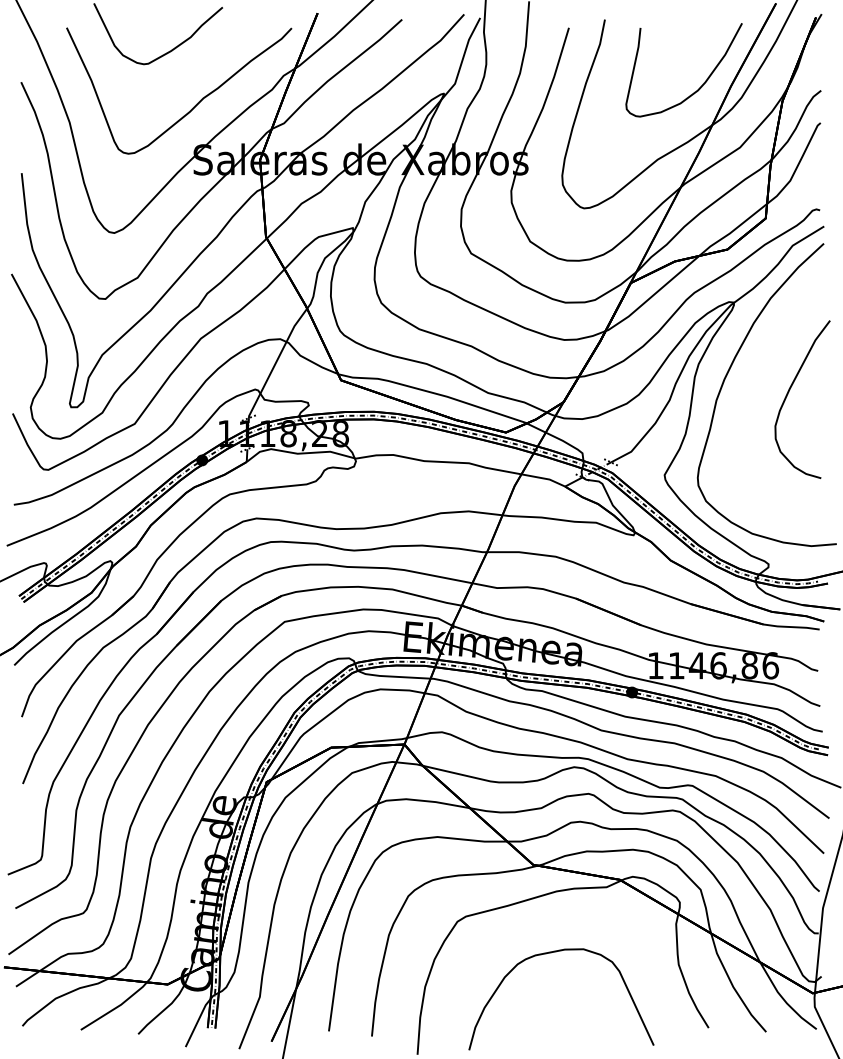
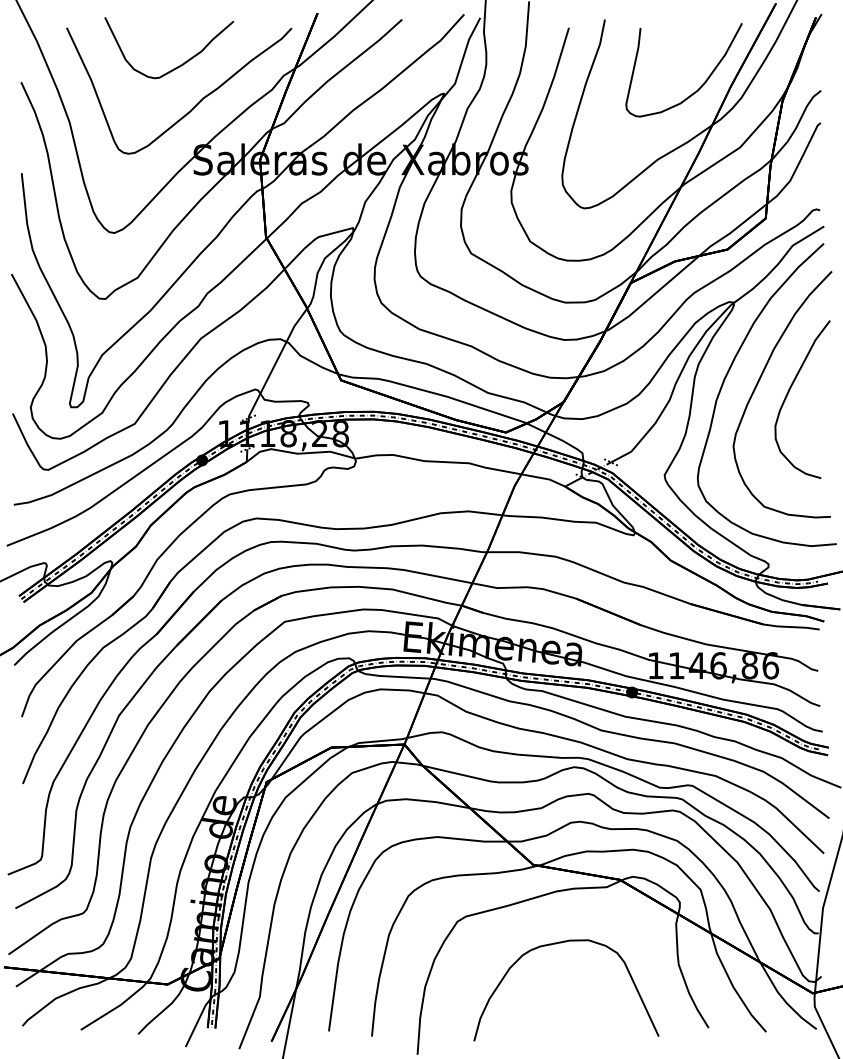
curve position: (169, 50) -> (180, 64) (180, 64)
curve: none -> present (757, 386)
curve position: (551, 953) -> (556, 944) (556, 944)
